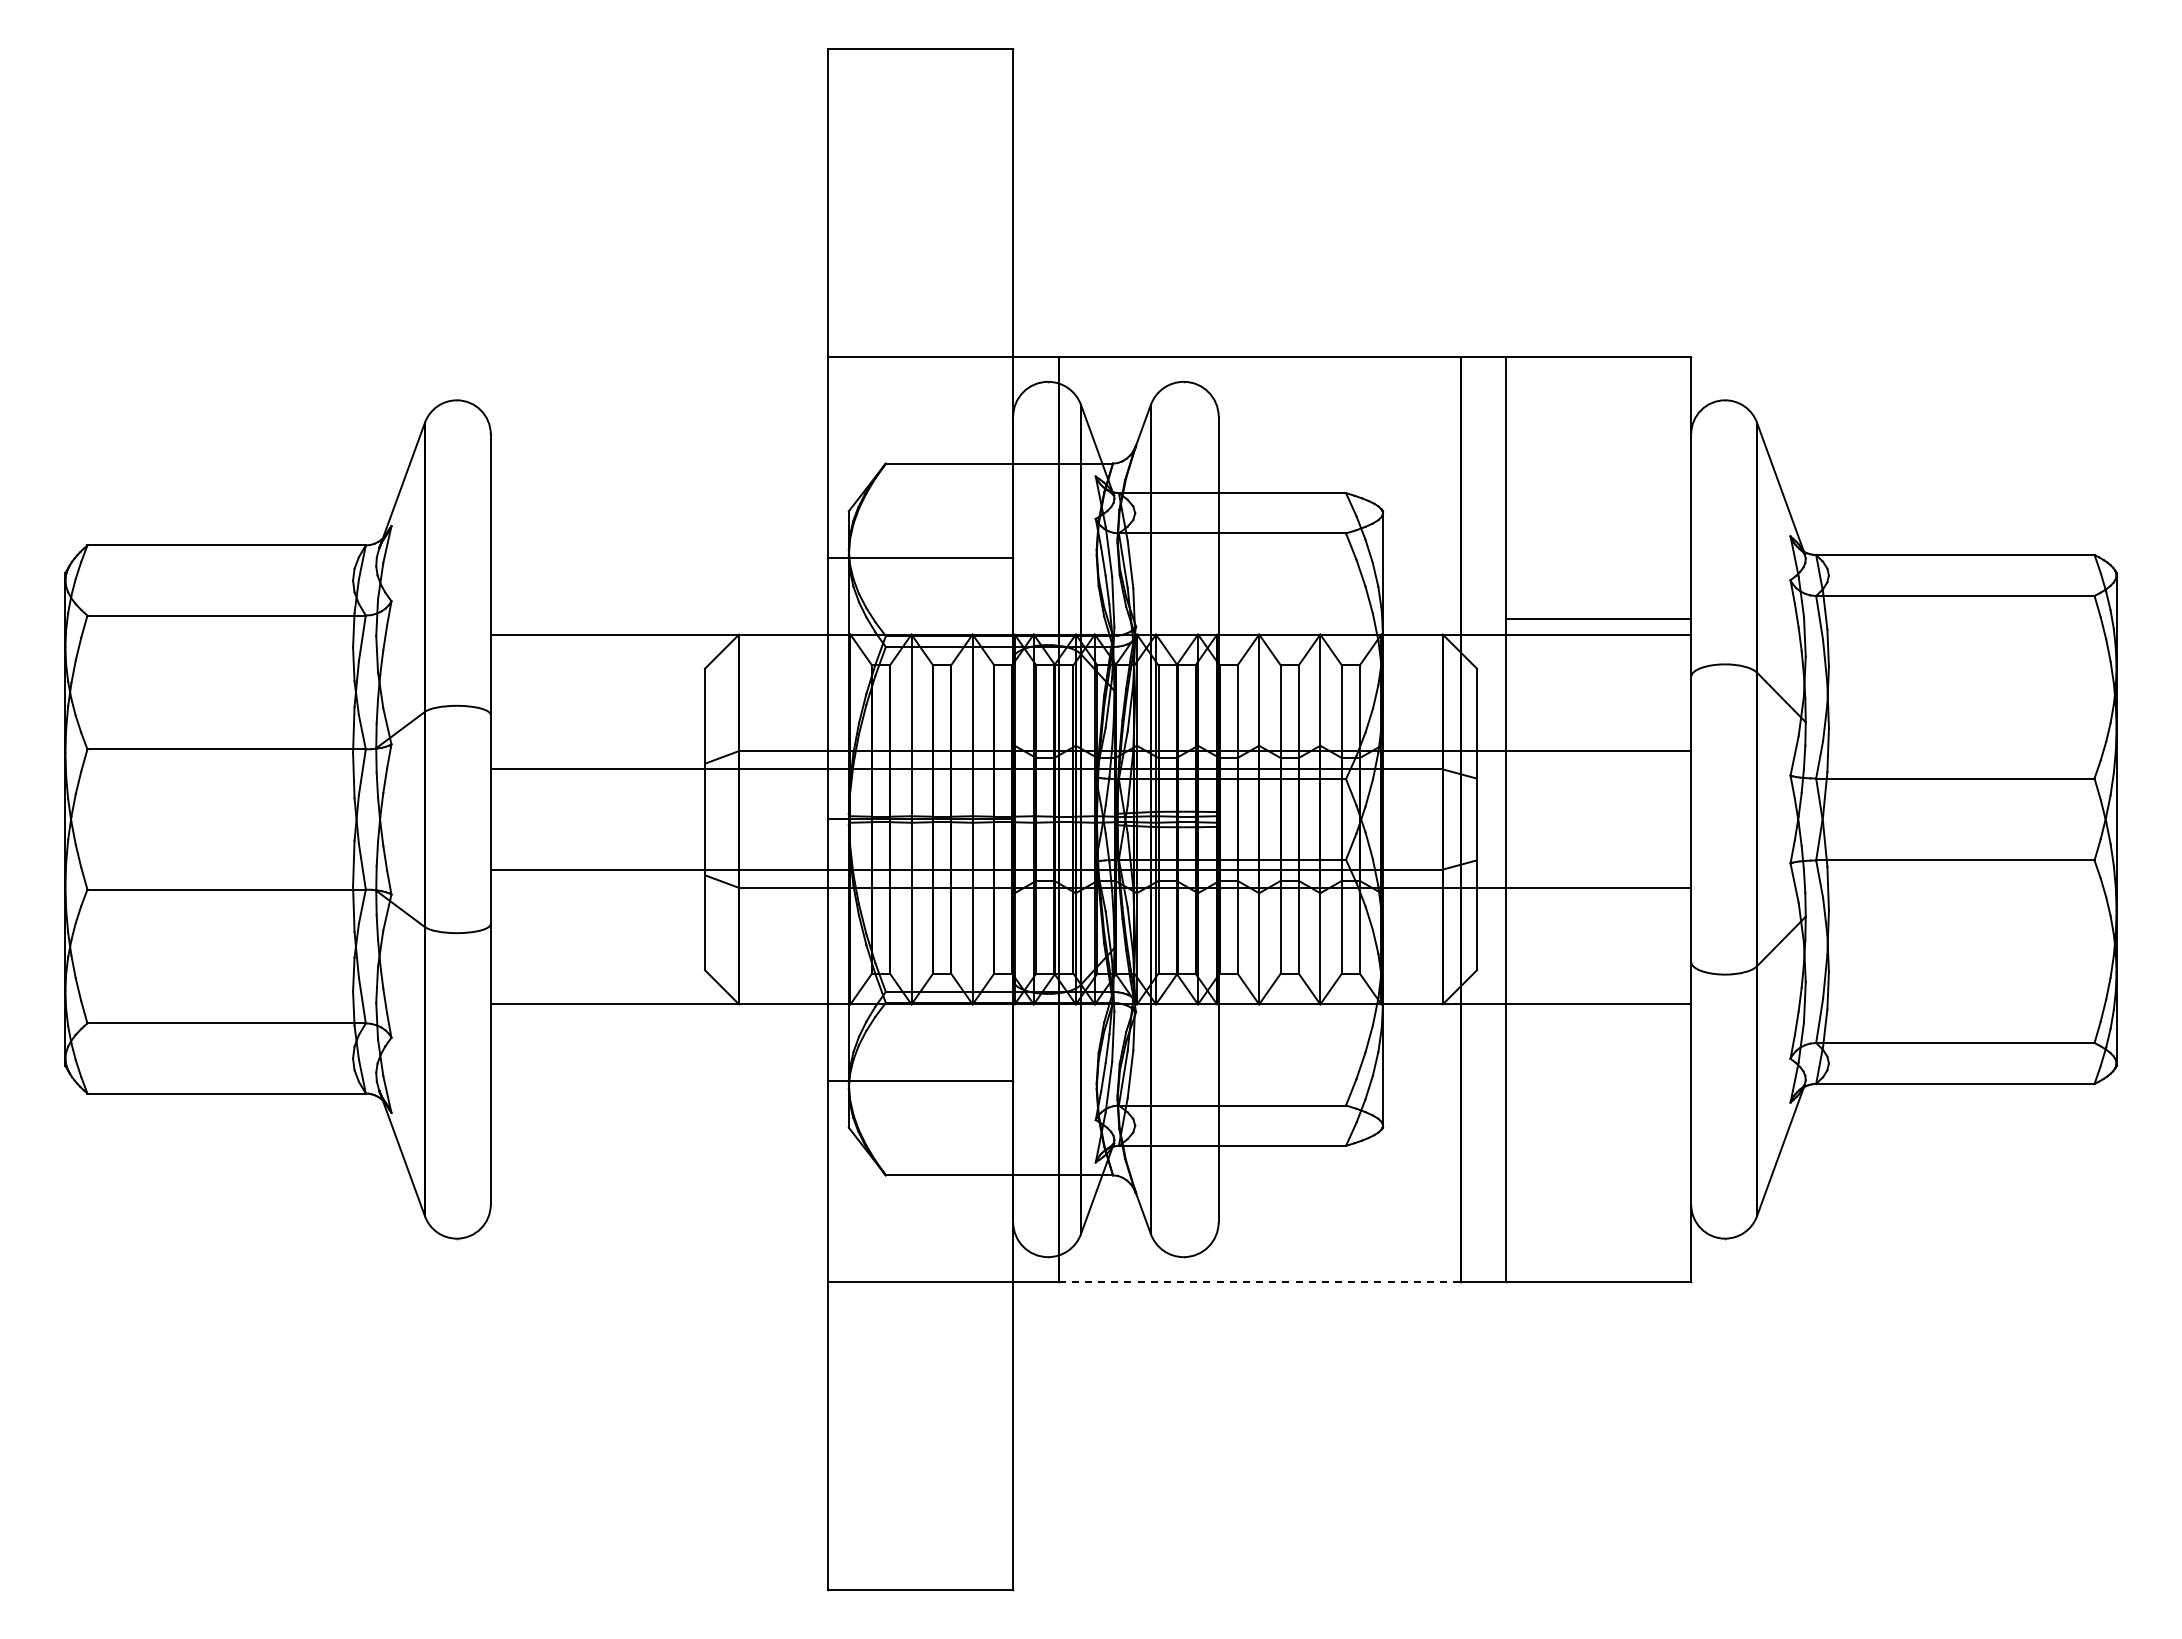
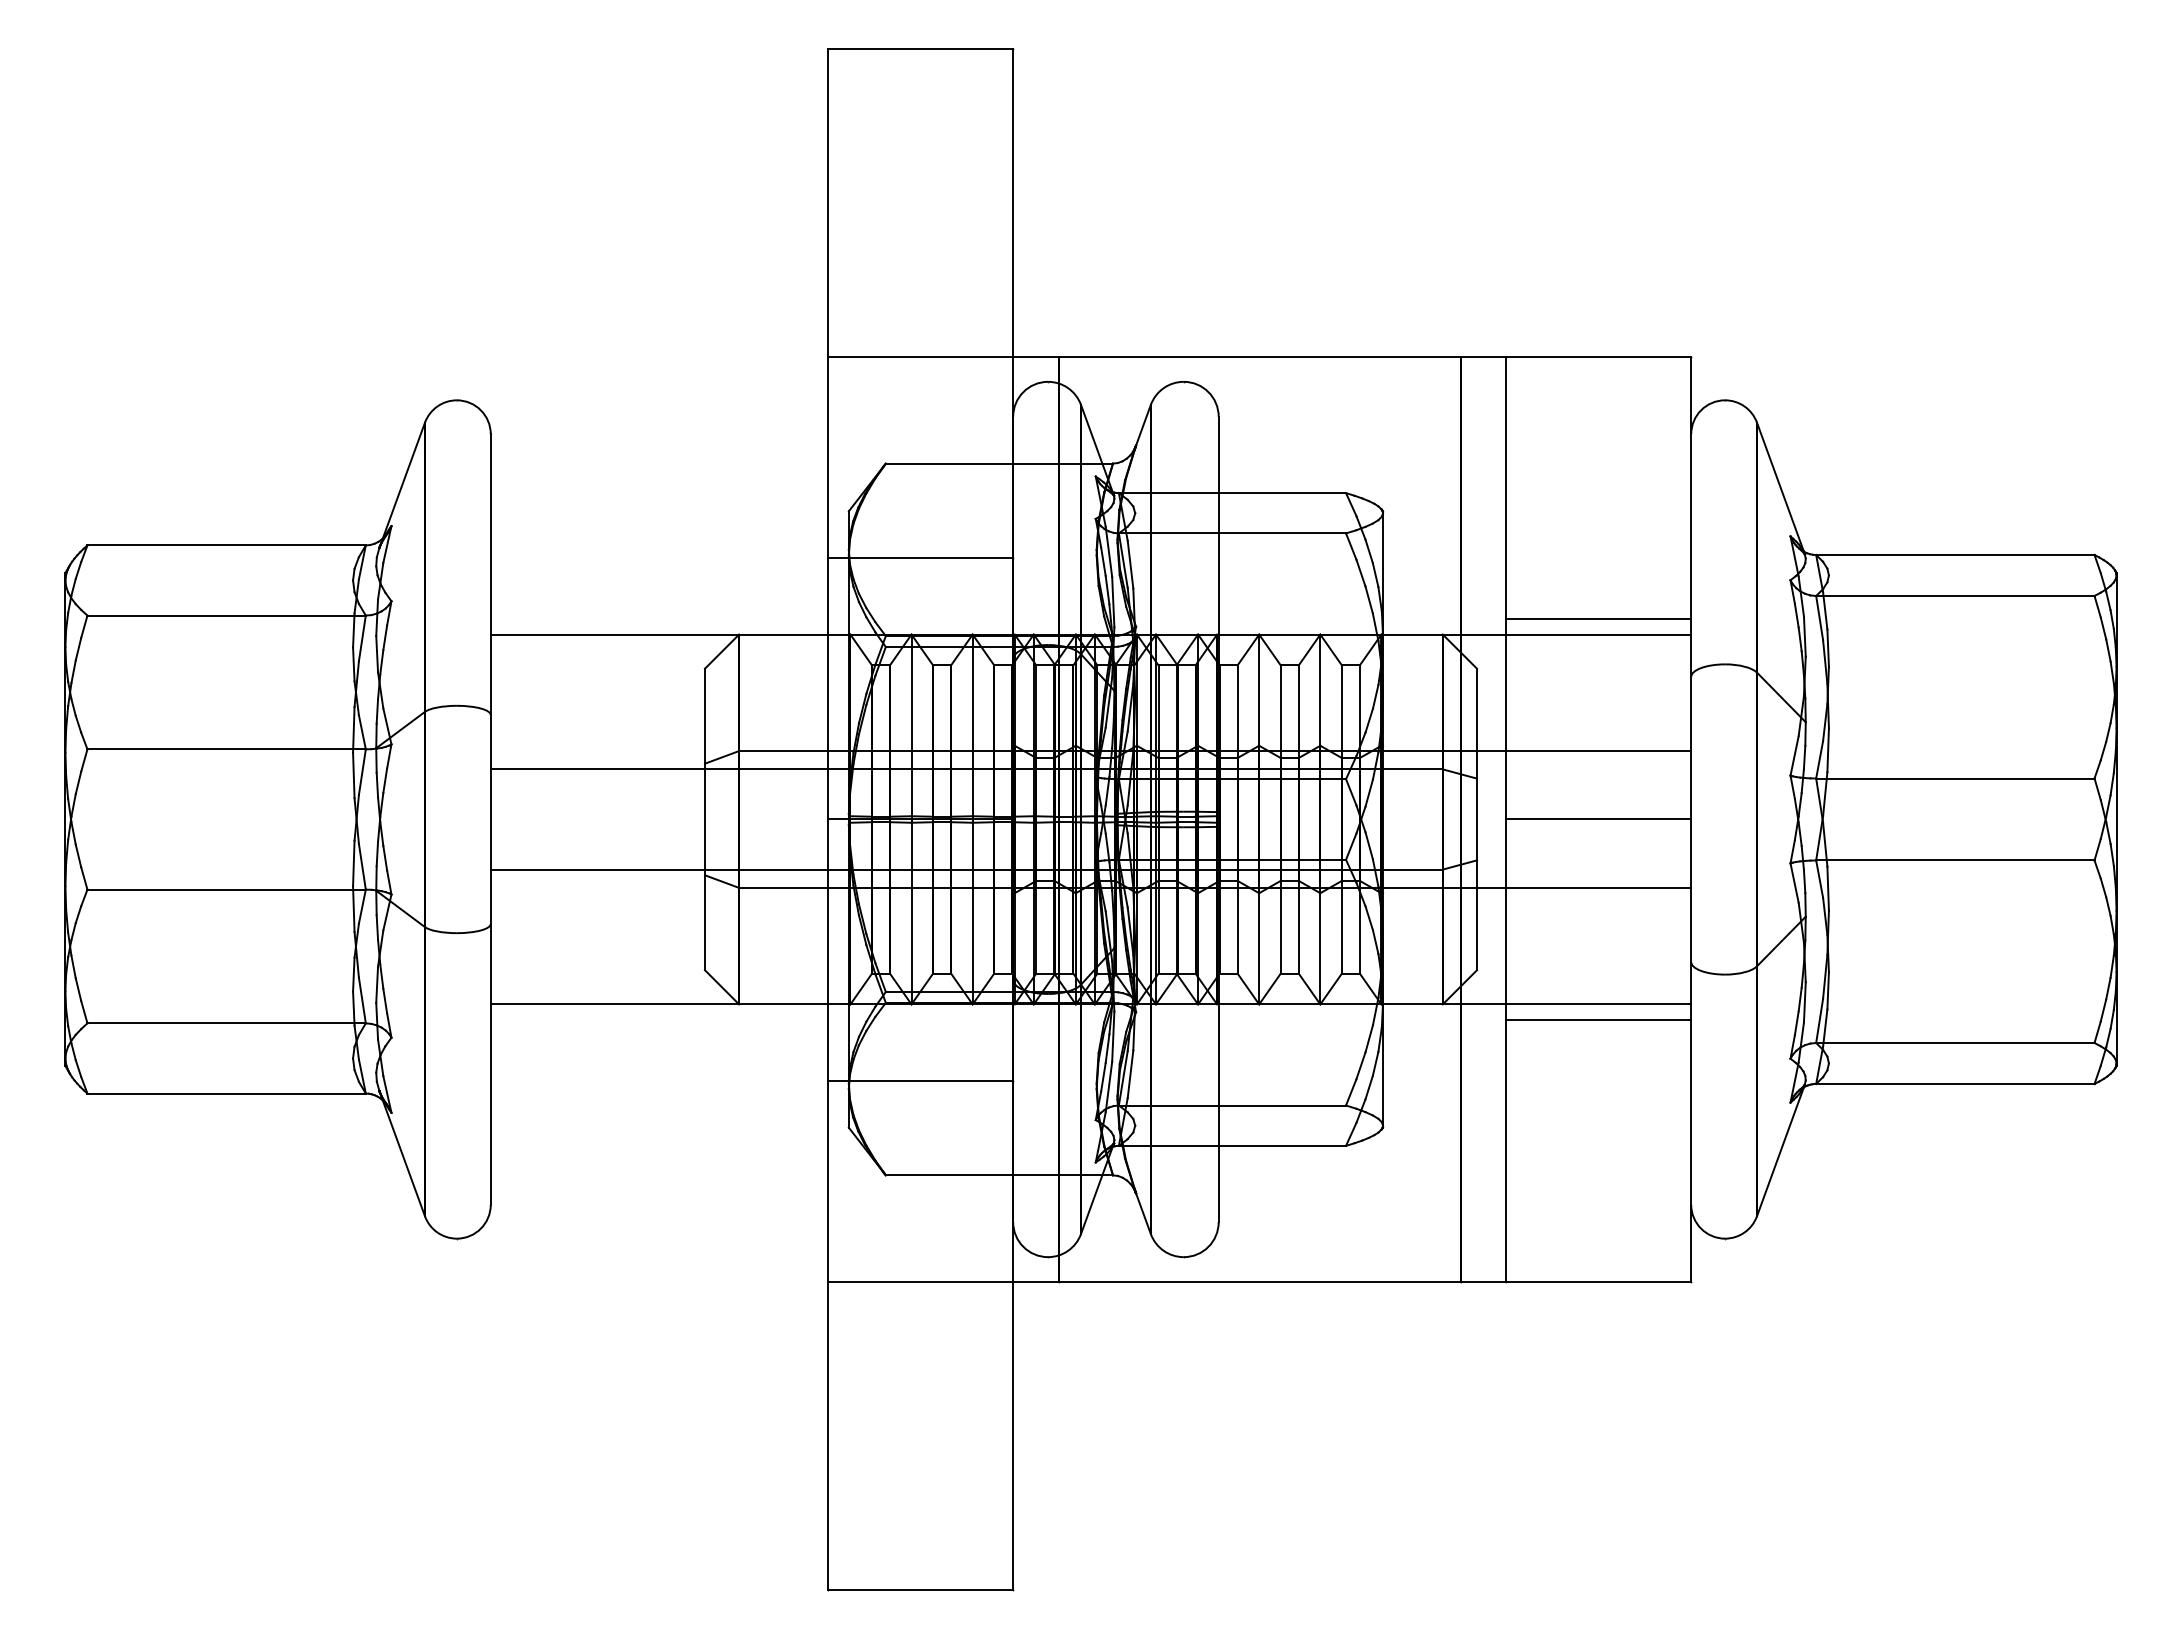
line: none -> present (1598, 819)
line: none -> present (1598, 1019)
line: dashed -> solid (1260, 1281)
